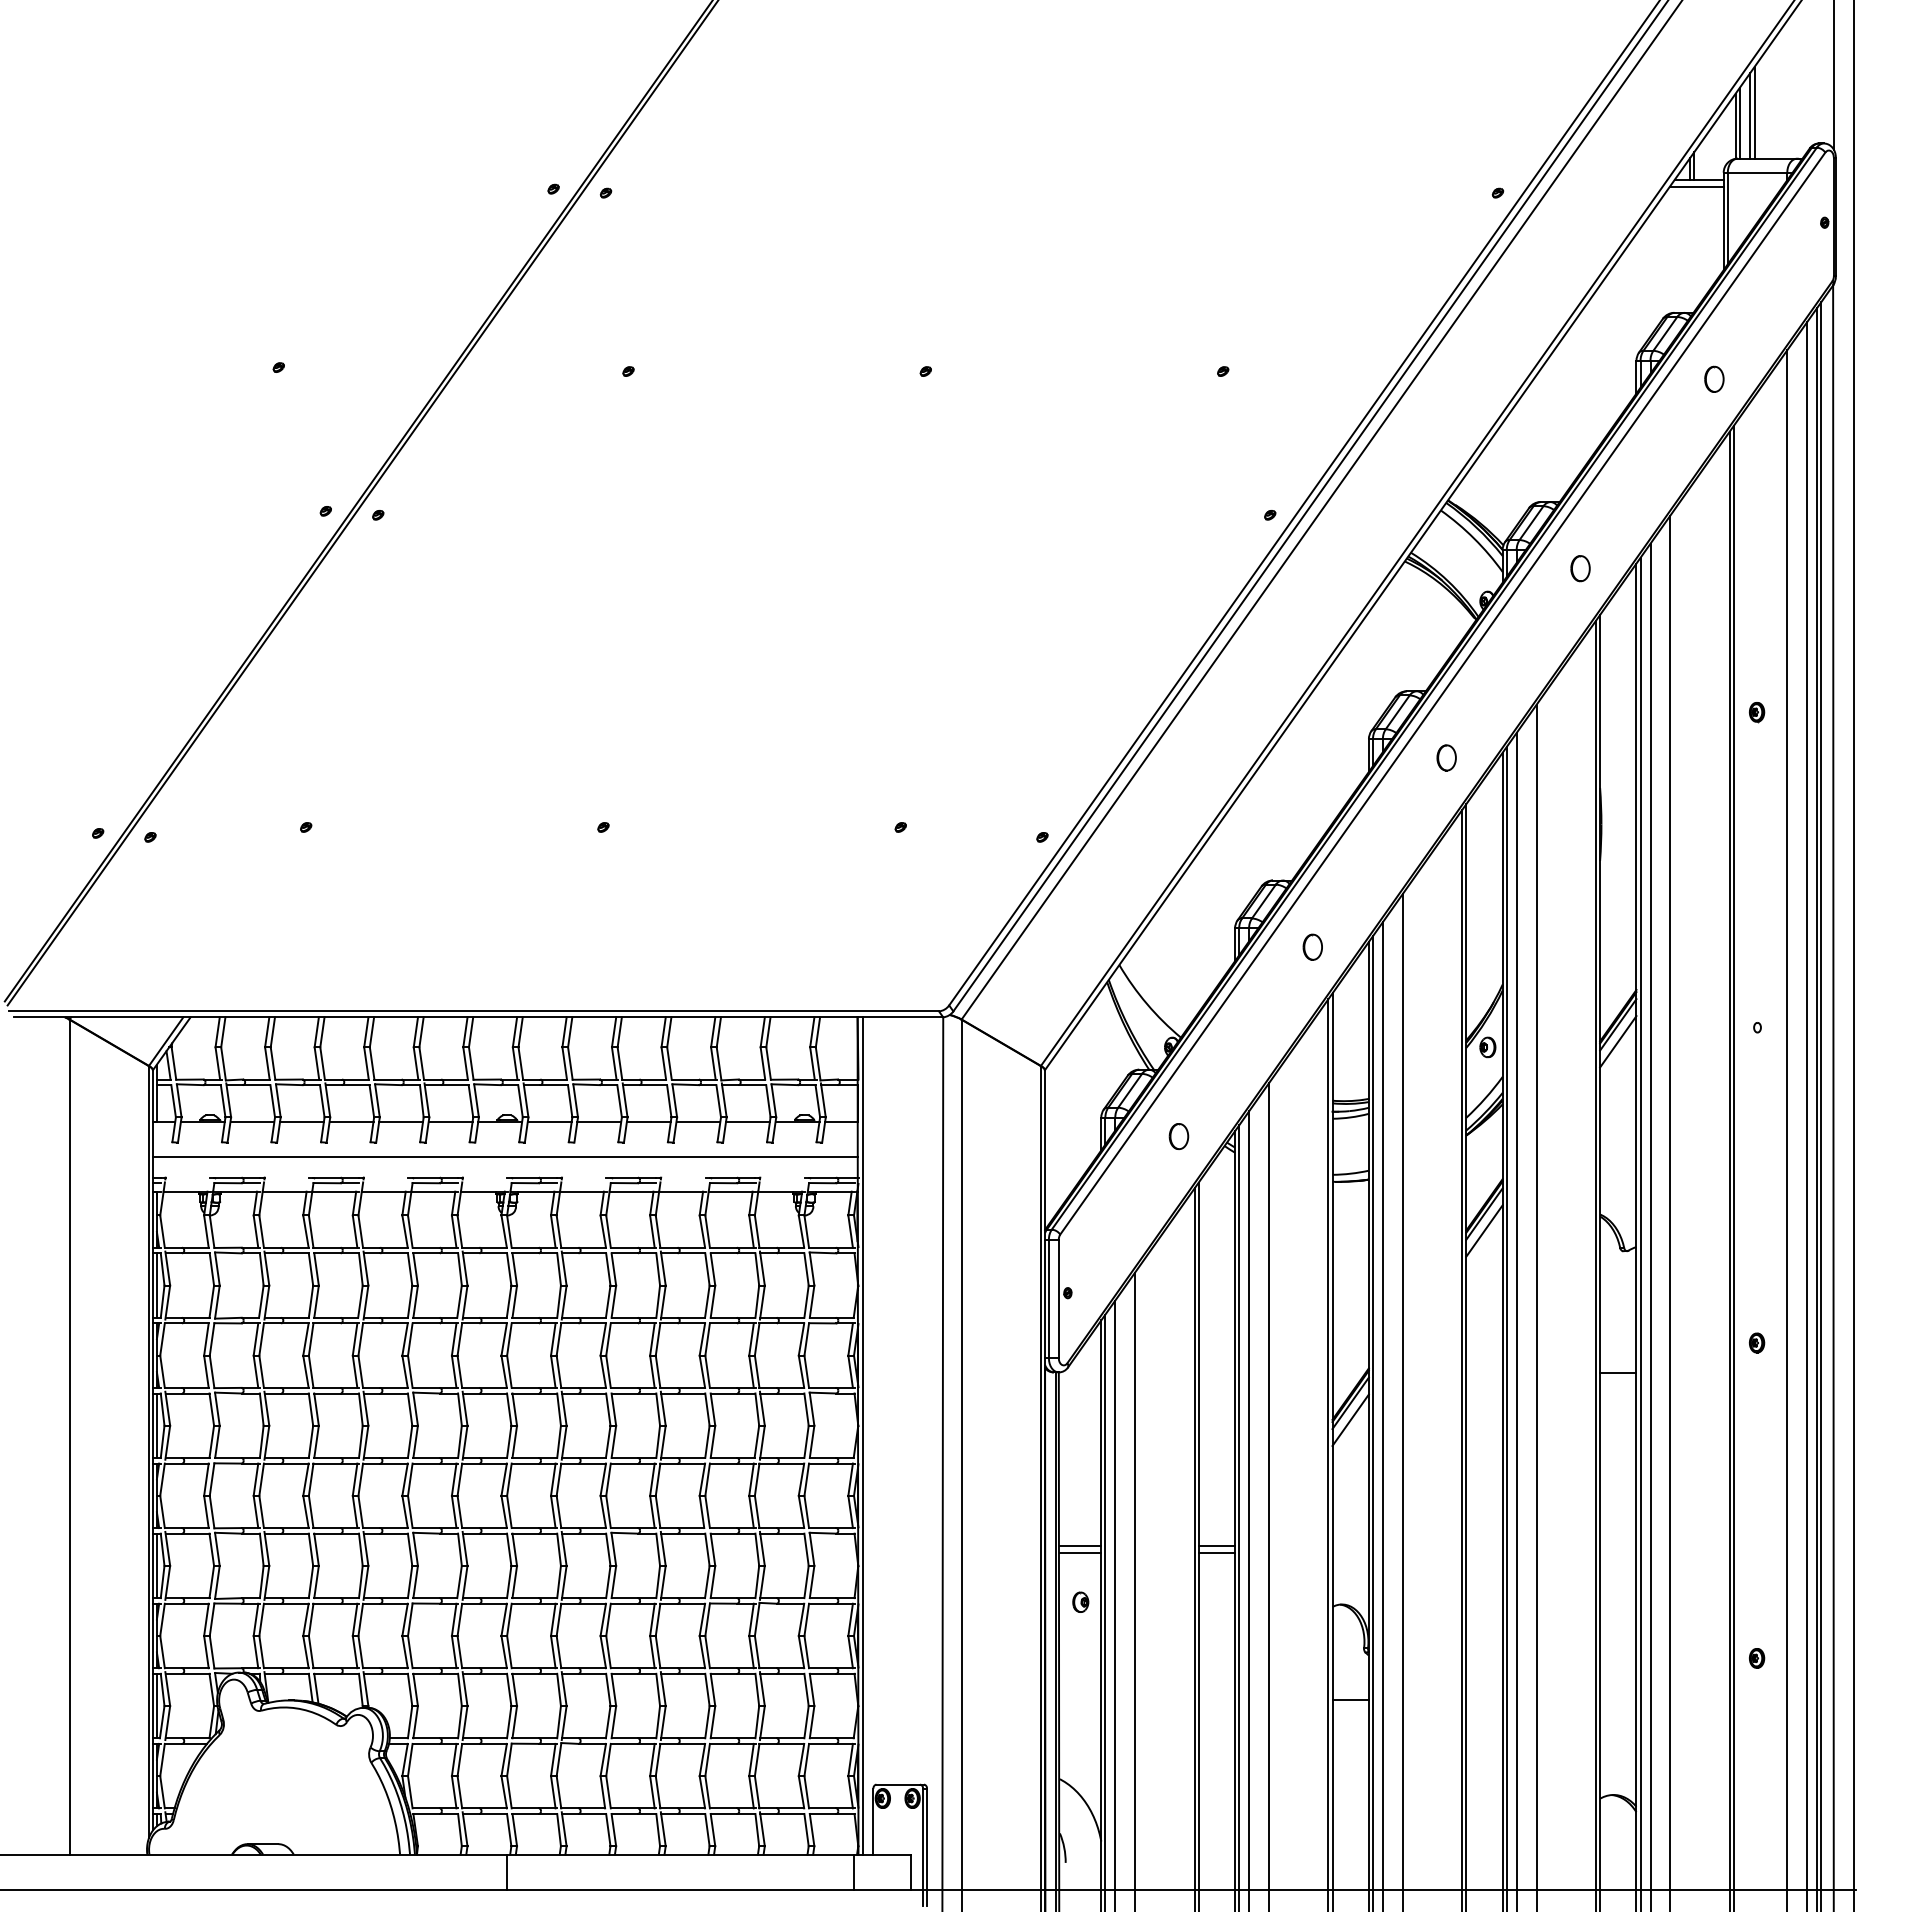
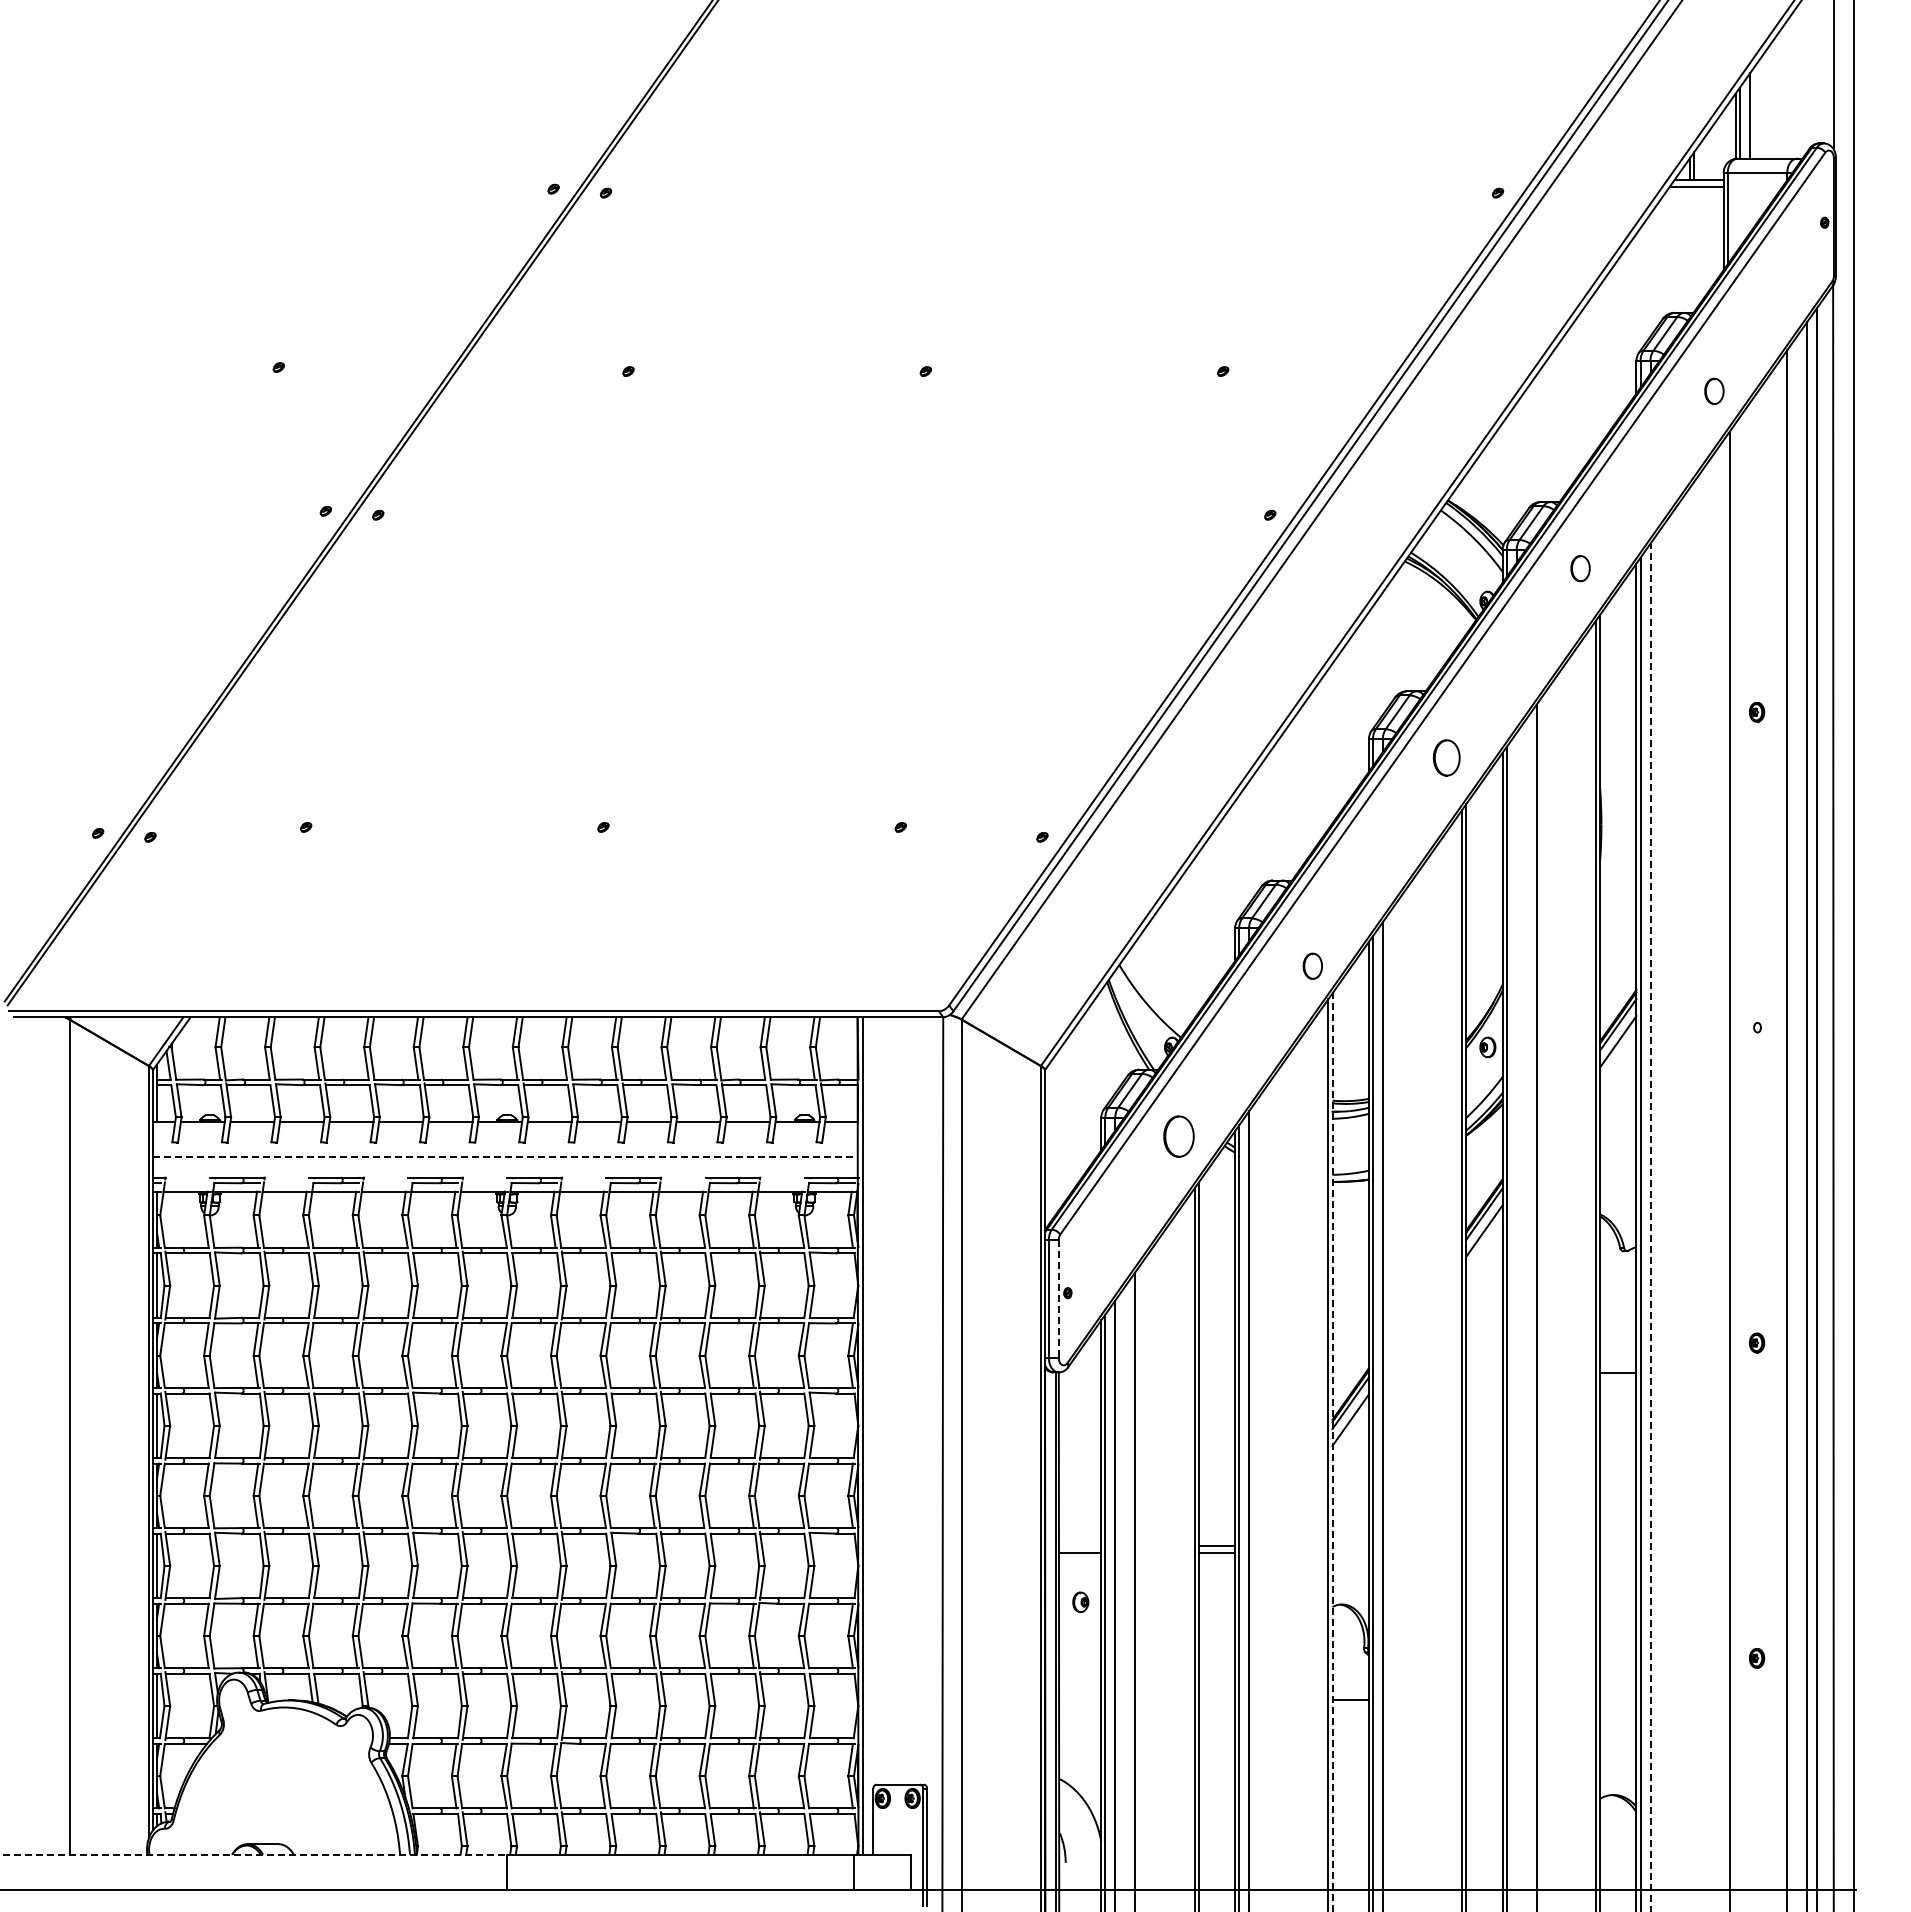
line: present -> none (1754, 112)
part position: (1714, 378) -> (1714, 390) (1714, 390)
part size: 21x28 px -> 29x38 px (1446, 757)
part position: (1312, 946) -> (1312, 965) (1312, 965)
line: present -> none (1821, 1105)
part size: 22x27 px -> 32x43 px (1178, 1136)
line: solid -> dashed (505, 1156)
line: present -> none (1733, 1166)
line: present -> none (1670, 1211)
line: solid -> dashed (1650, 1227)
line: solid -> dashed (1058, 1299)
line: present -> none (1516, 1320)
line: present -> none (1402, 1401)
line: solid -> dashed (1332, 1452)
line: present -> none (1268, 1495)
line: present -> none (1080, 1546)
line: solid -> dashed (253, 1854)
